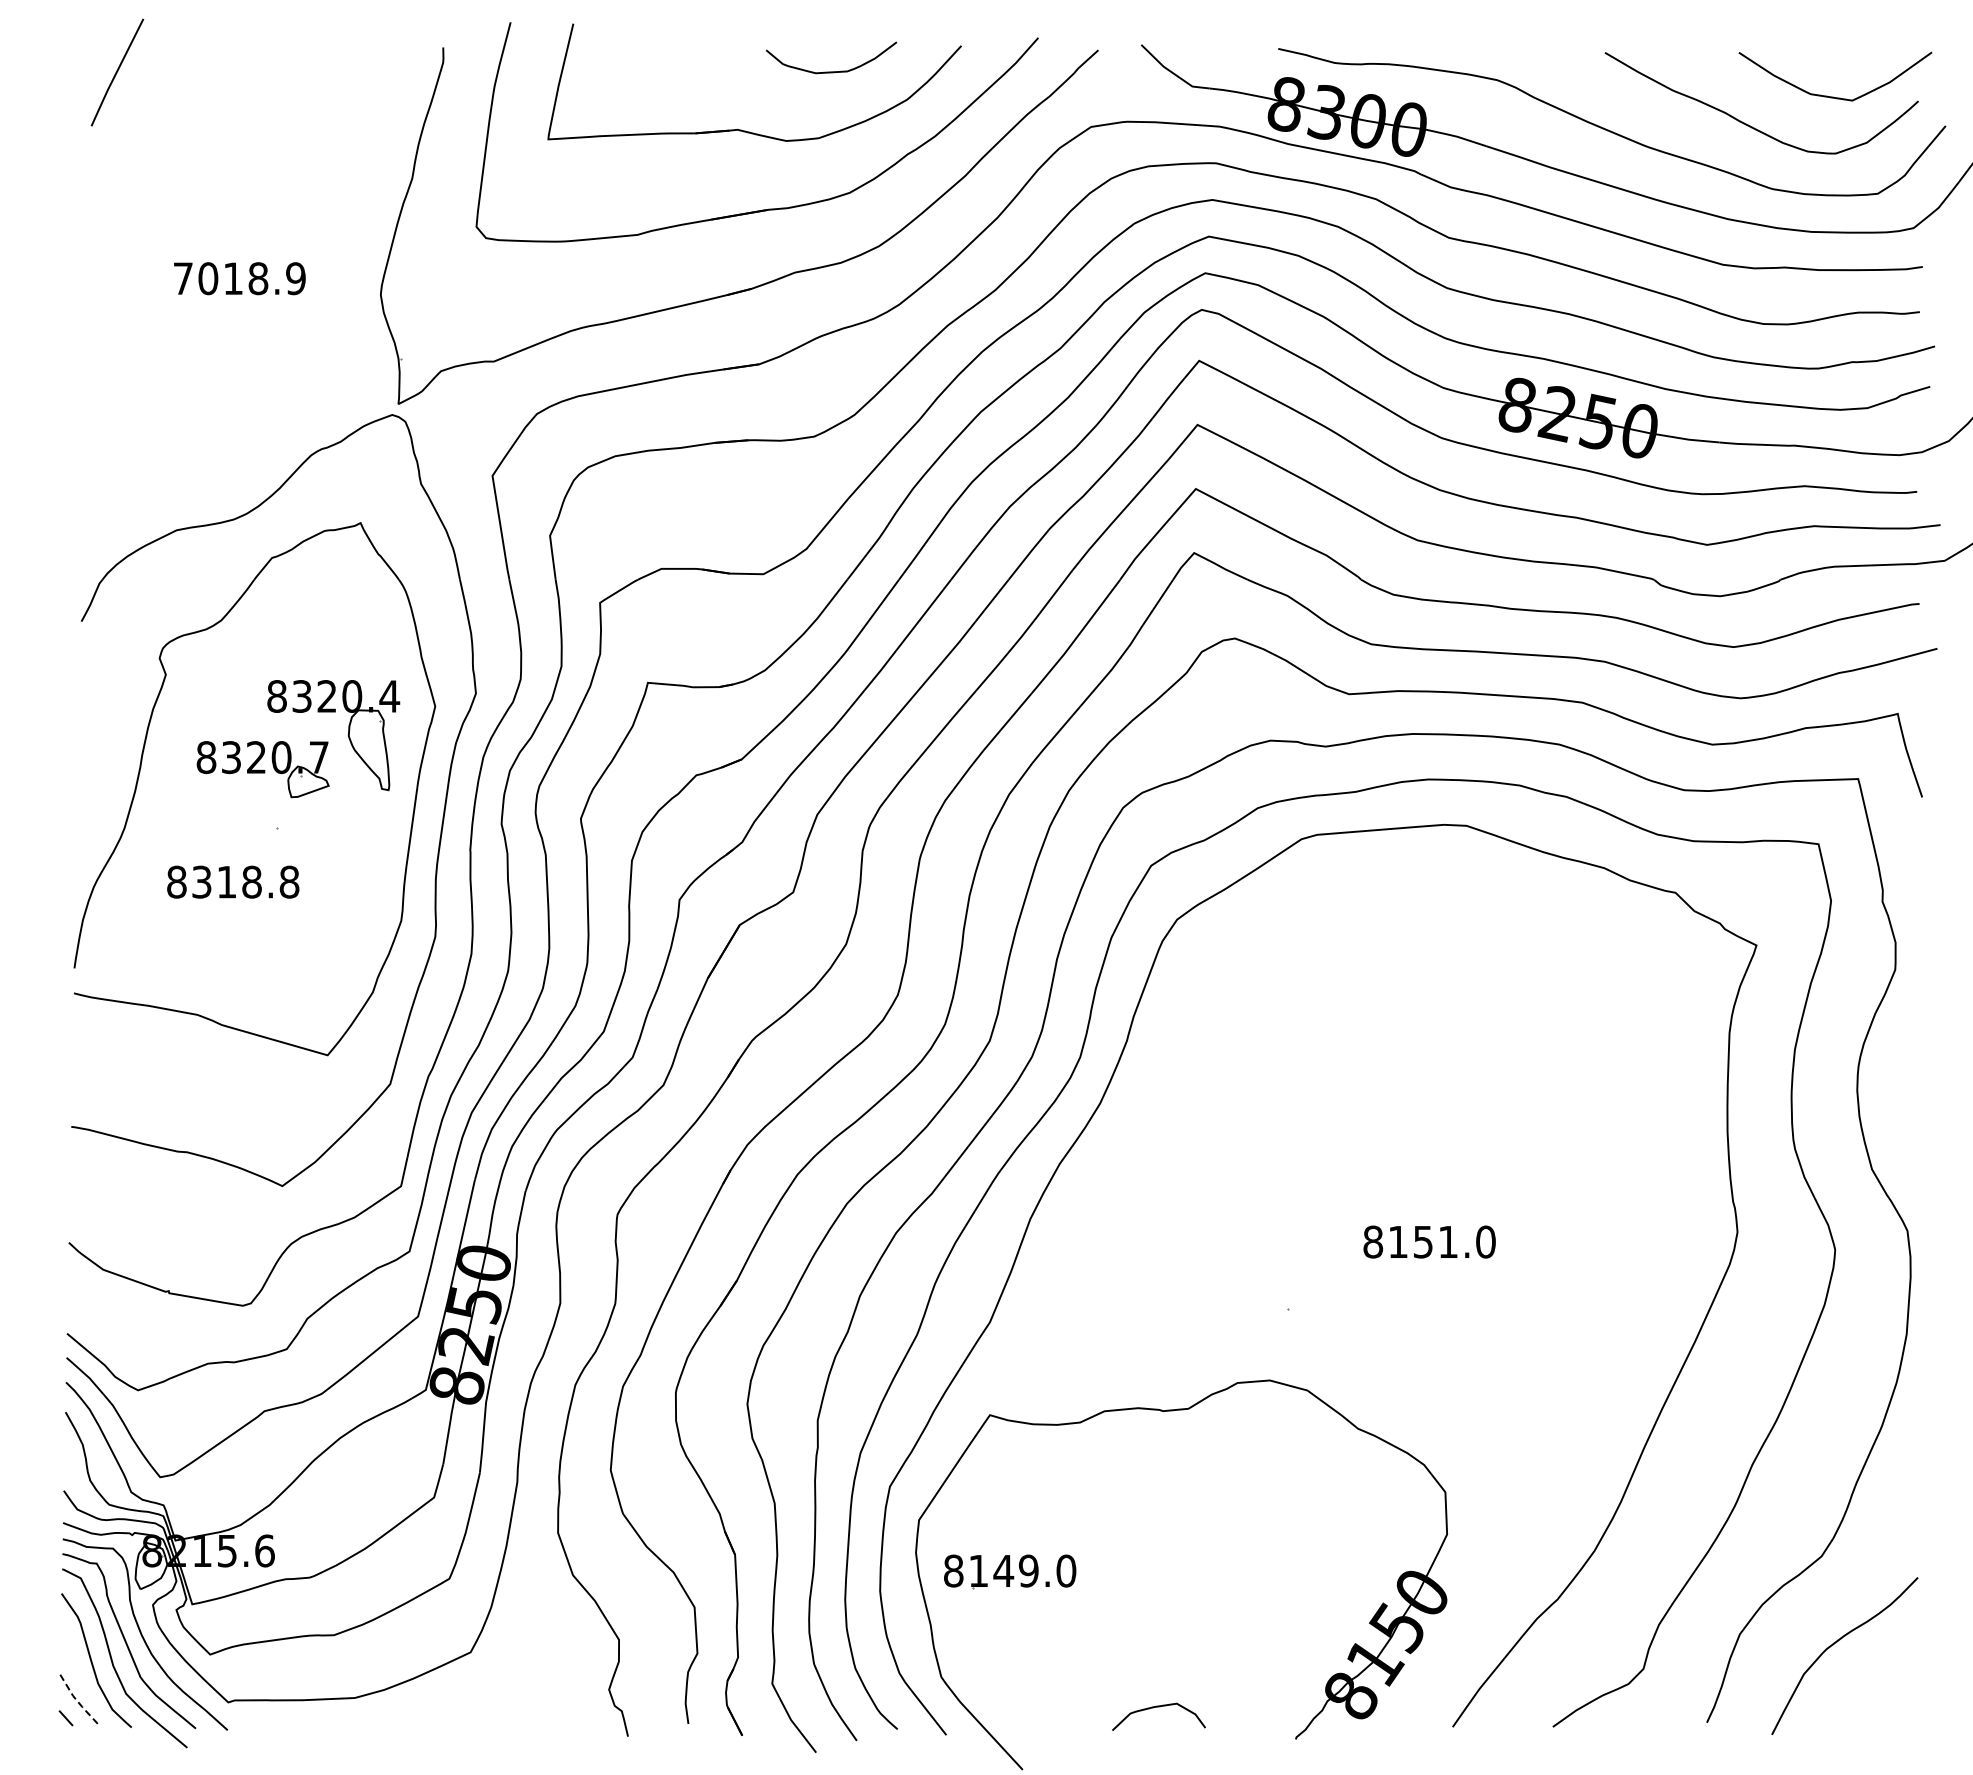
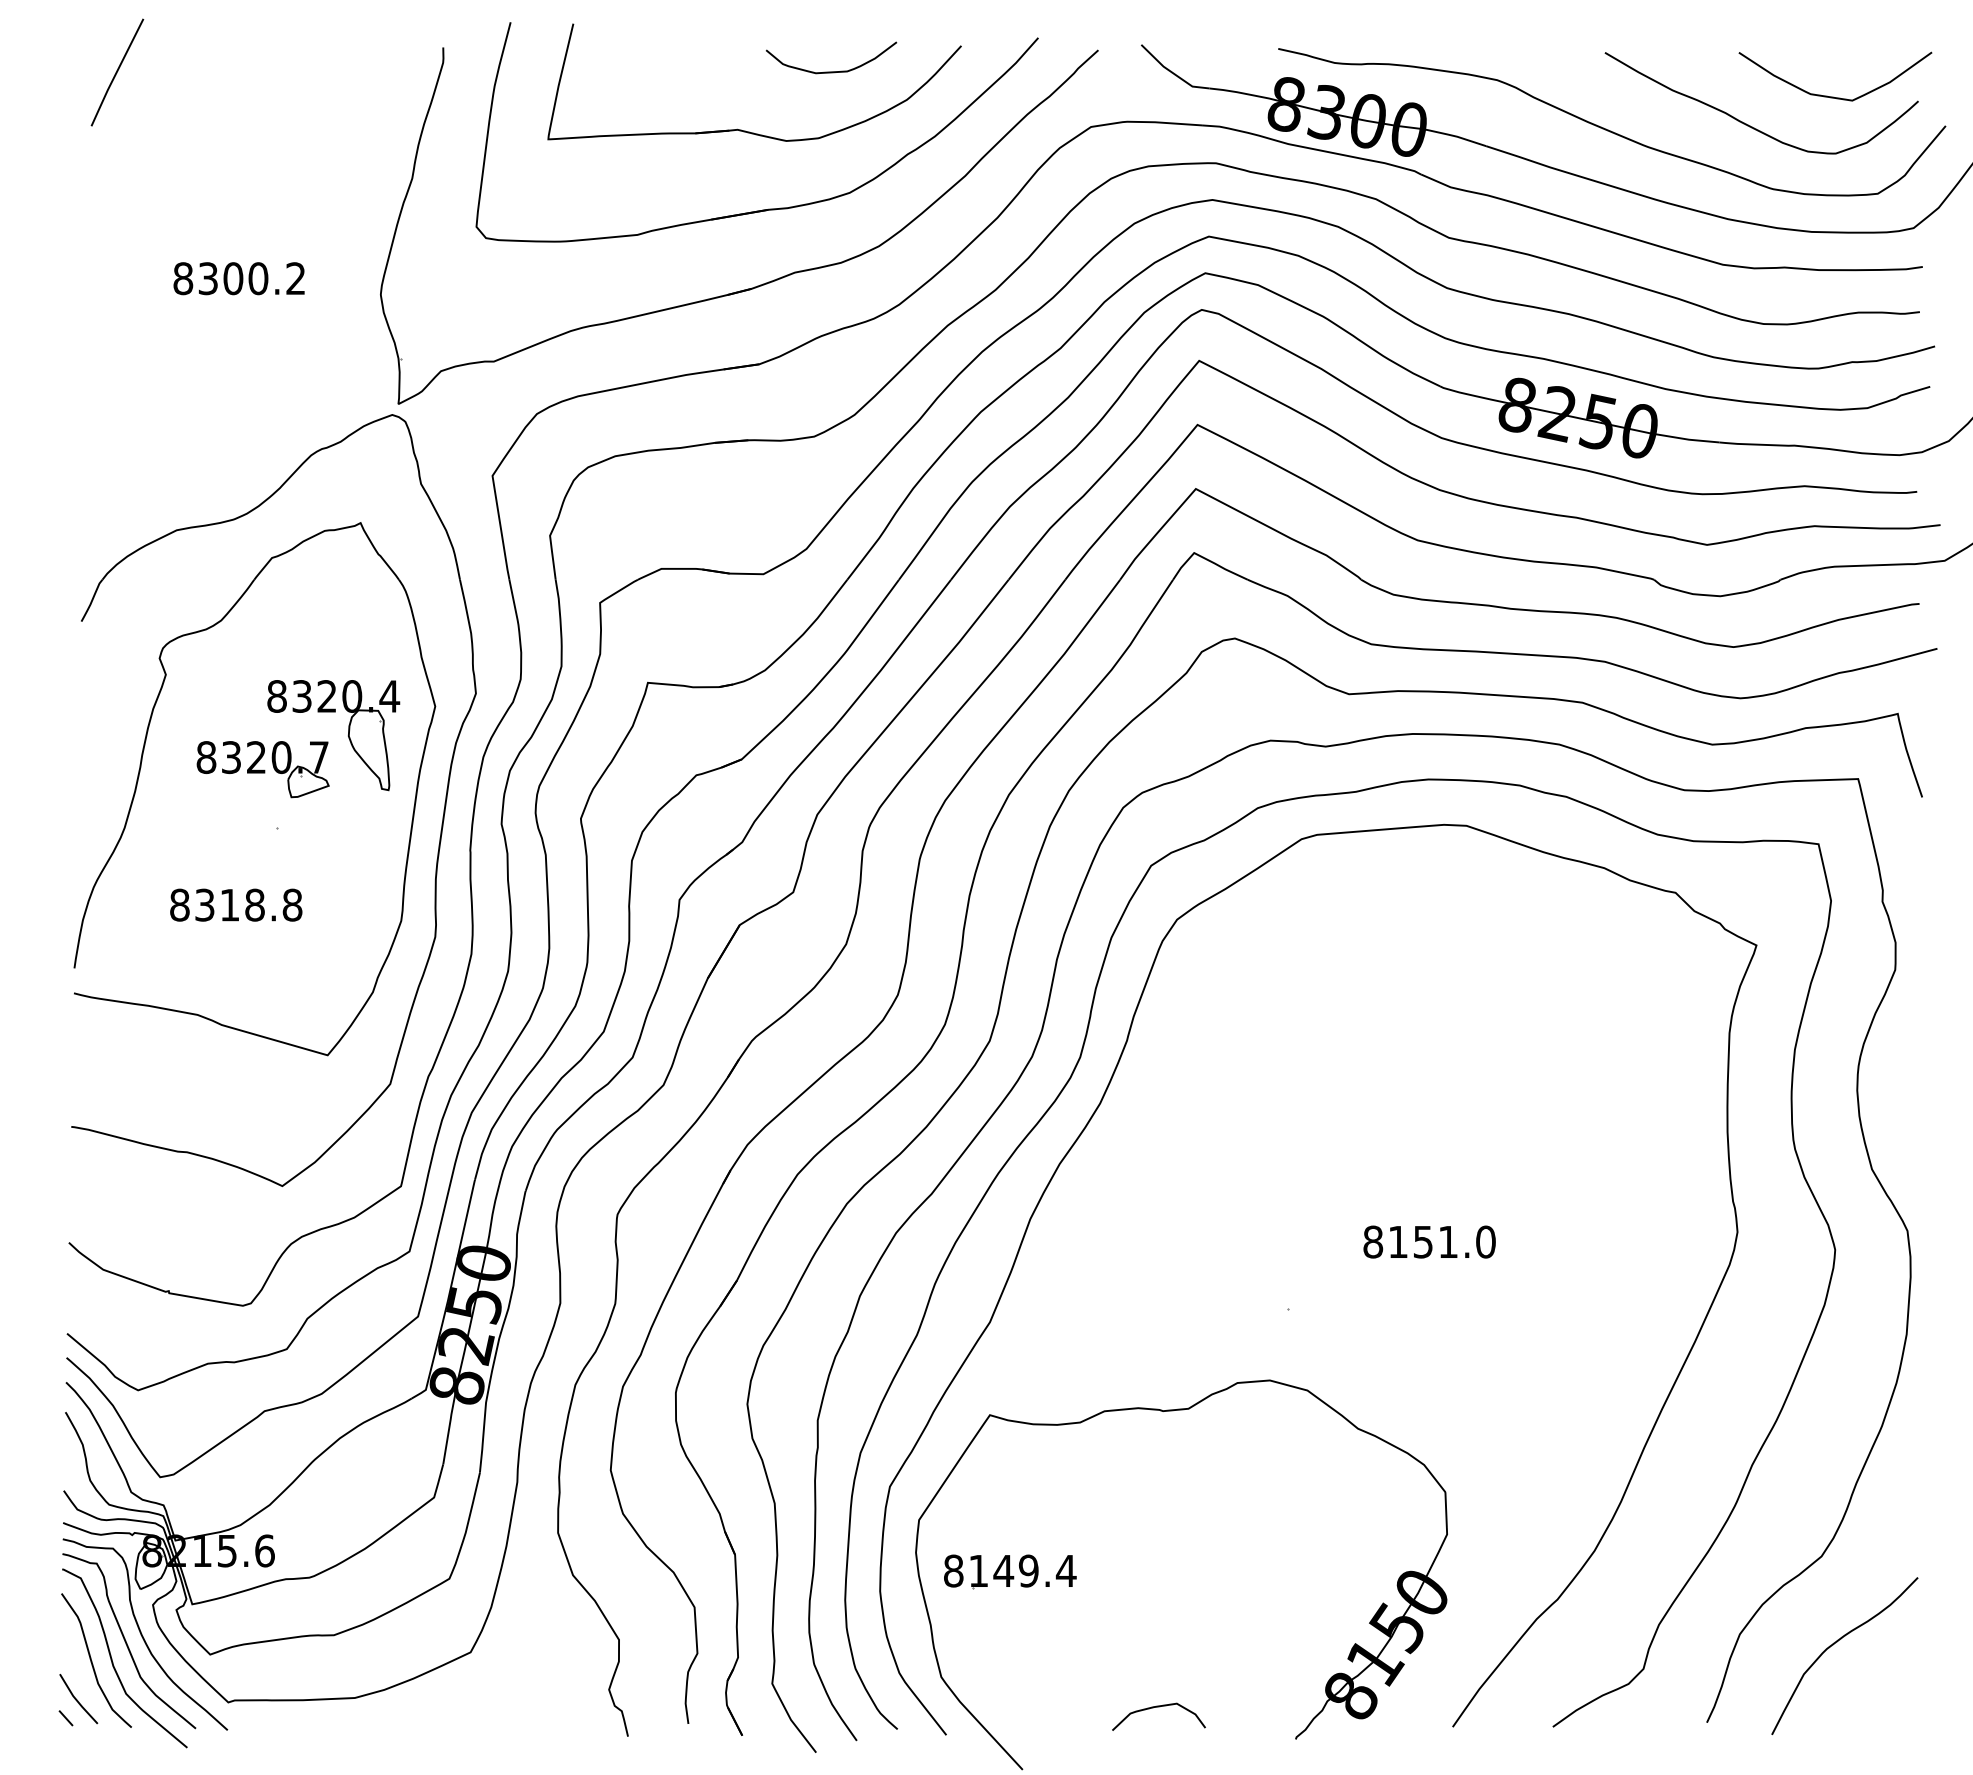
text: 7018.9 -> 8300.2 (239, 278)
text position: (233, 881) -> (236, 904) (236, 904)
text: 8149.0 -> 8149.4 (1065, 1570)
line: dashed -> solid (76, 1700)
